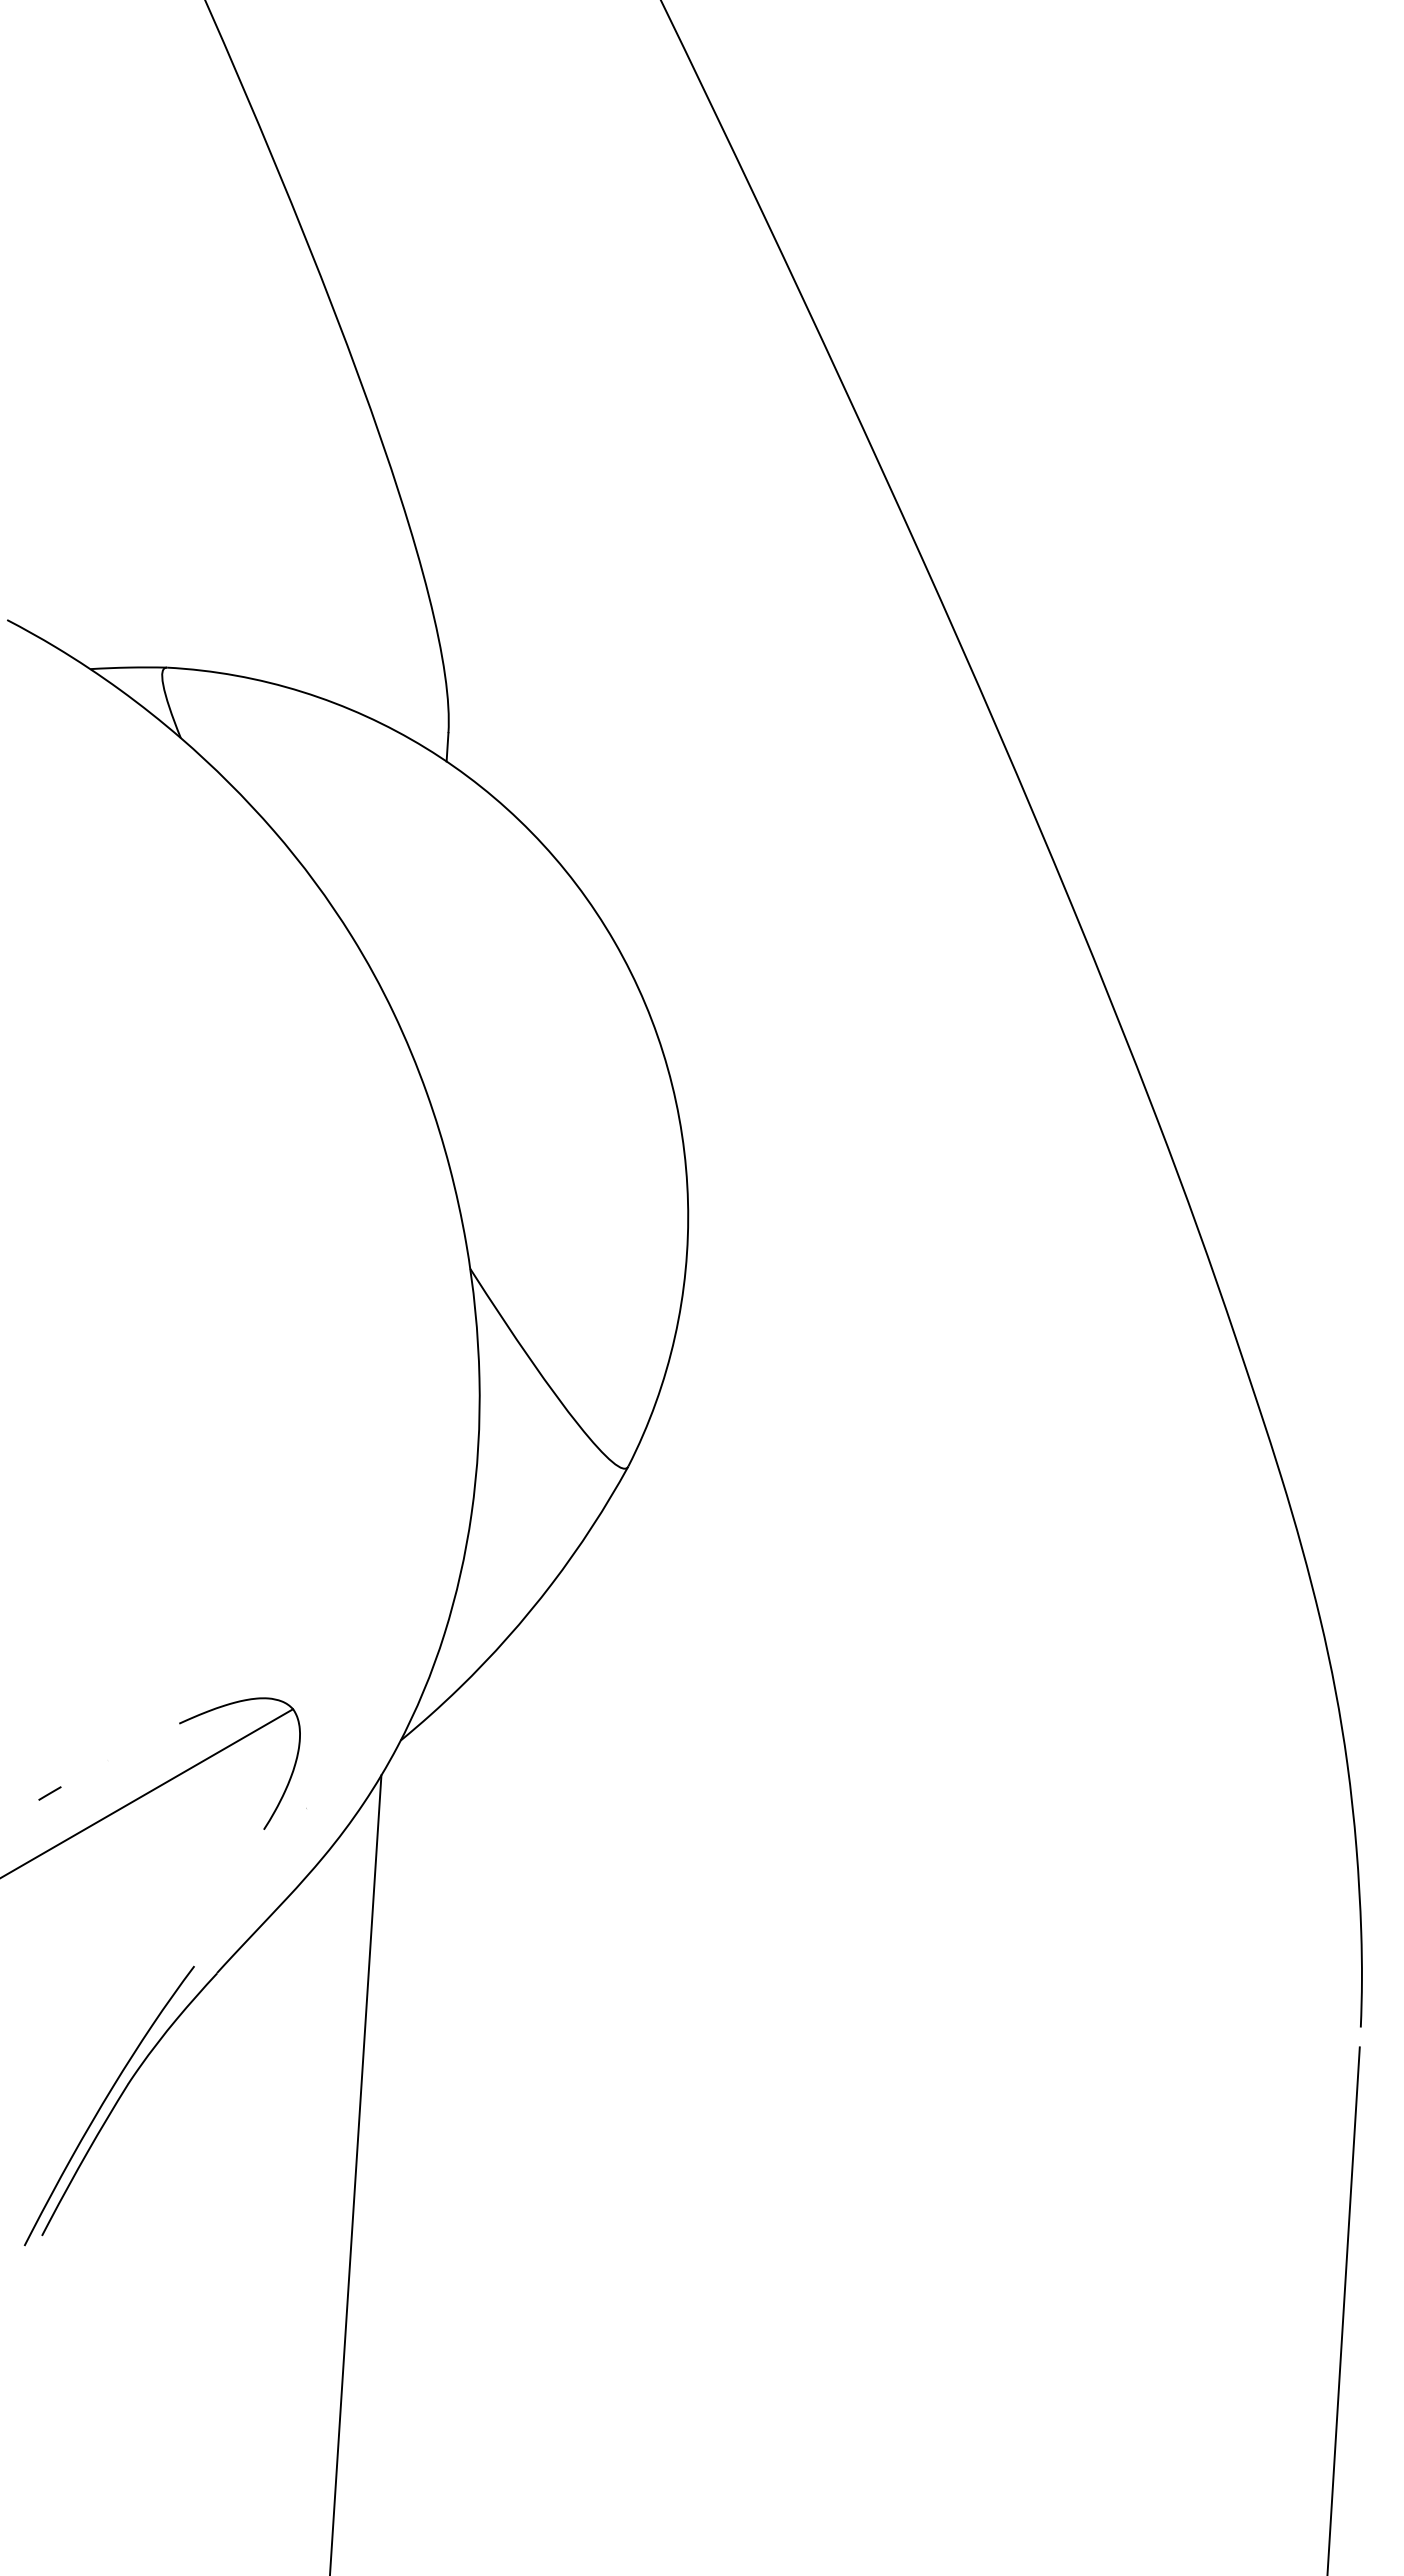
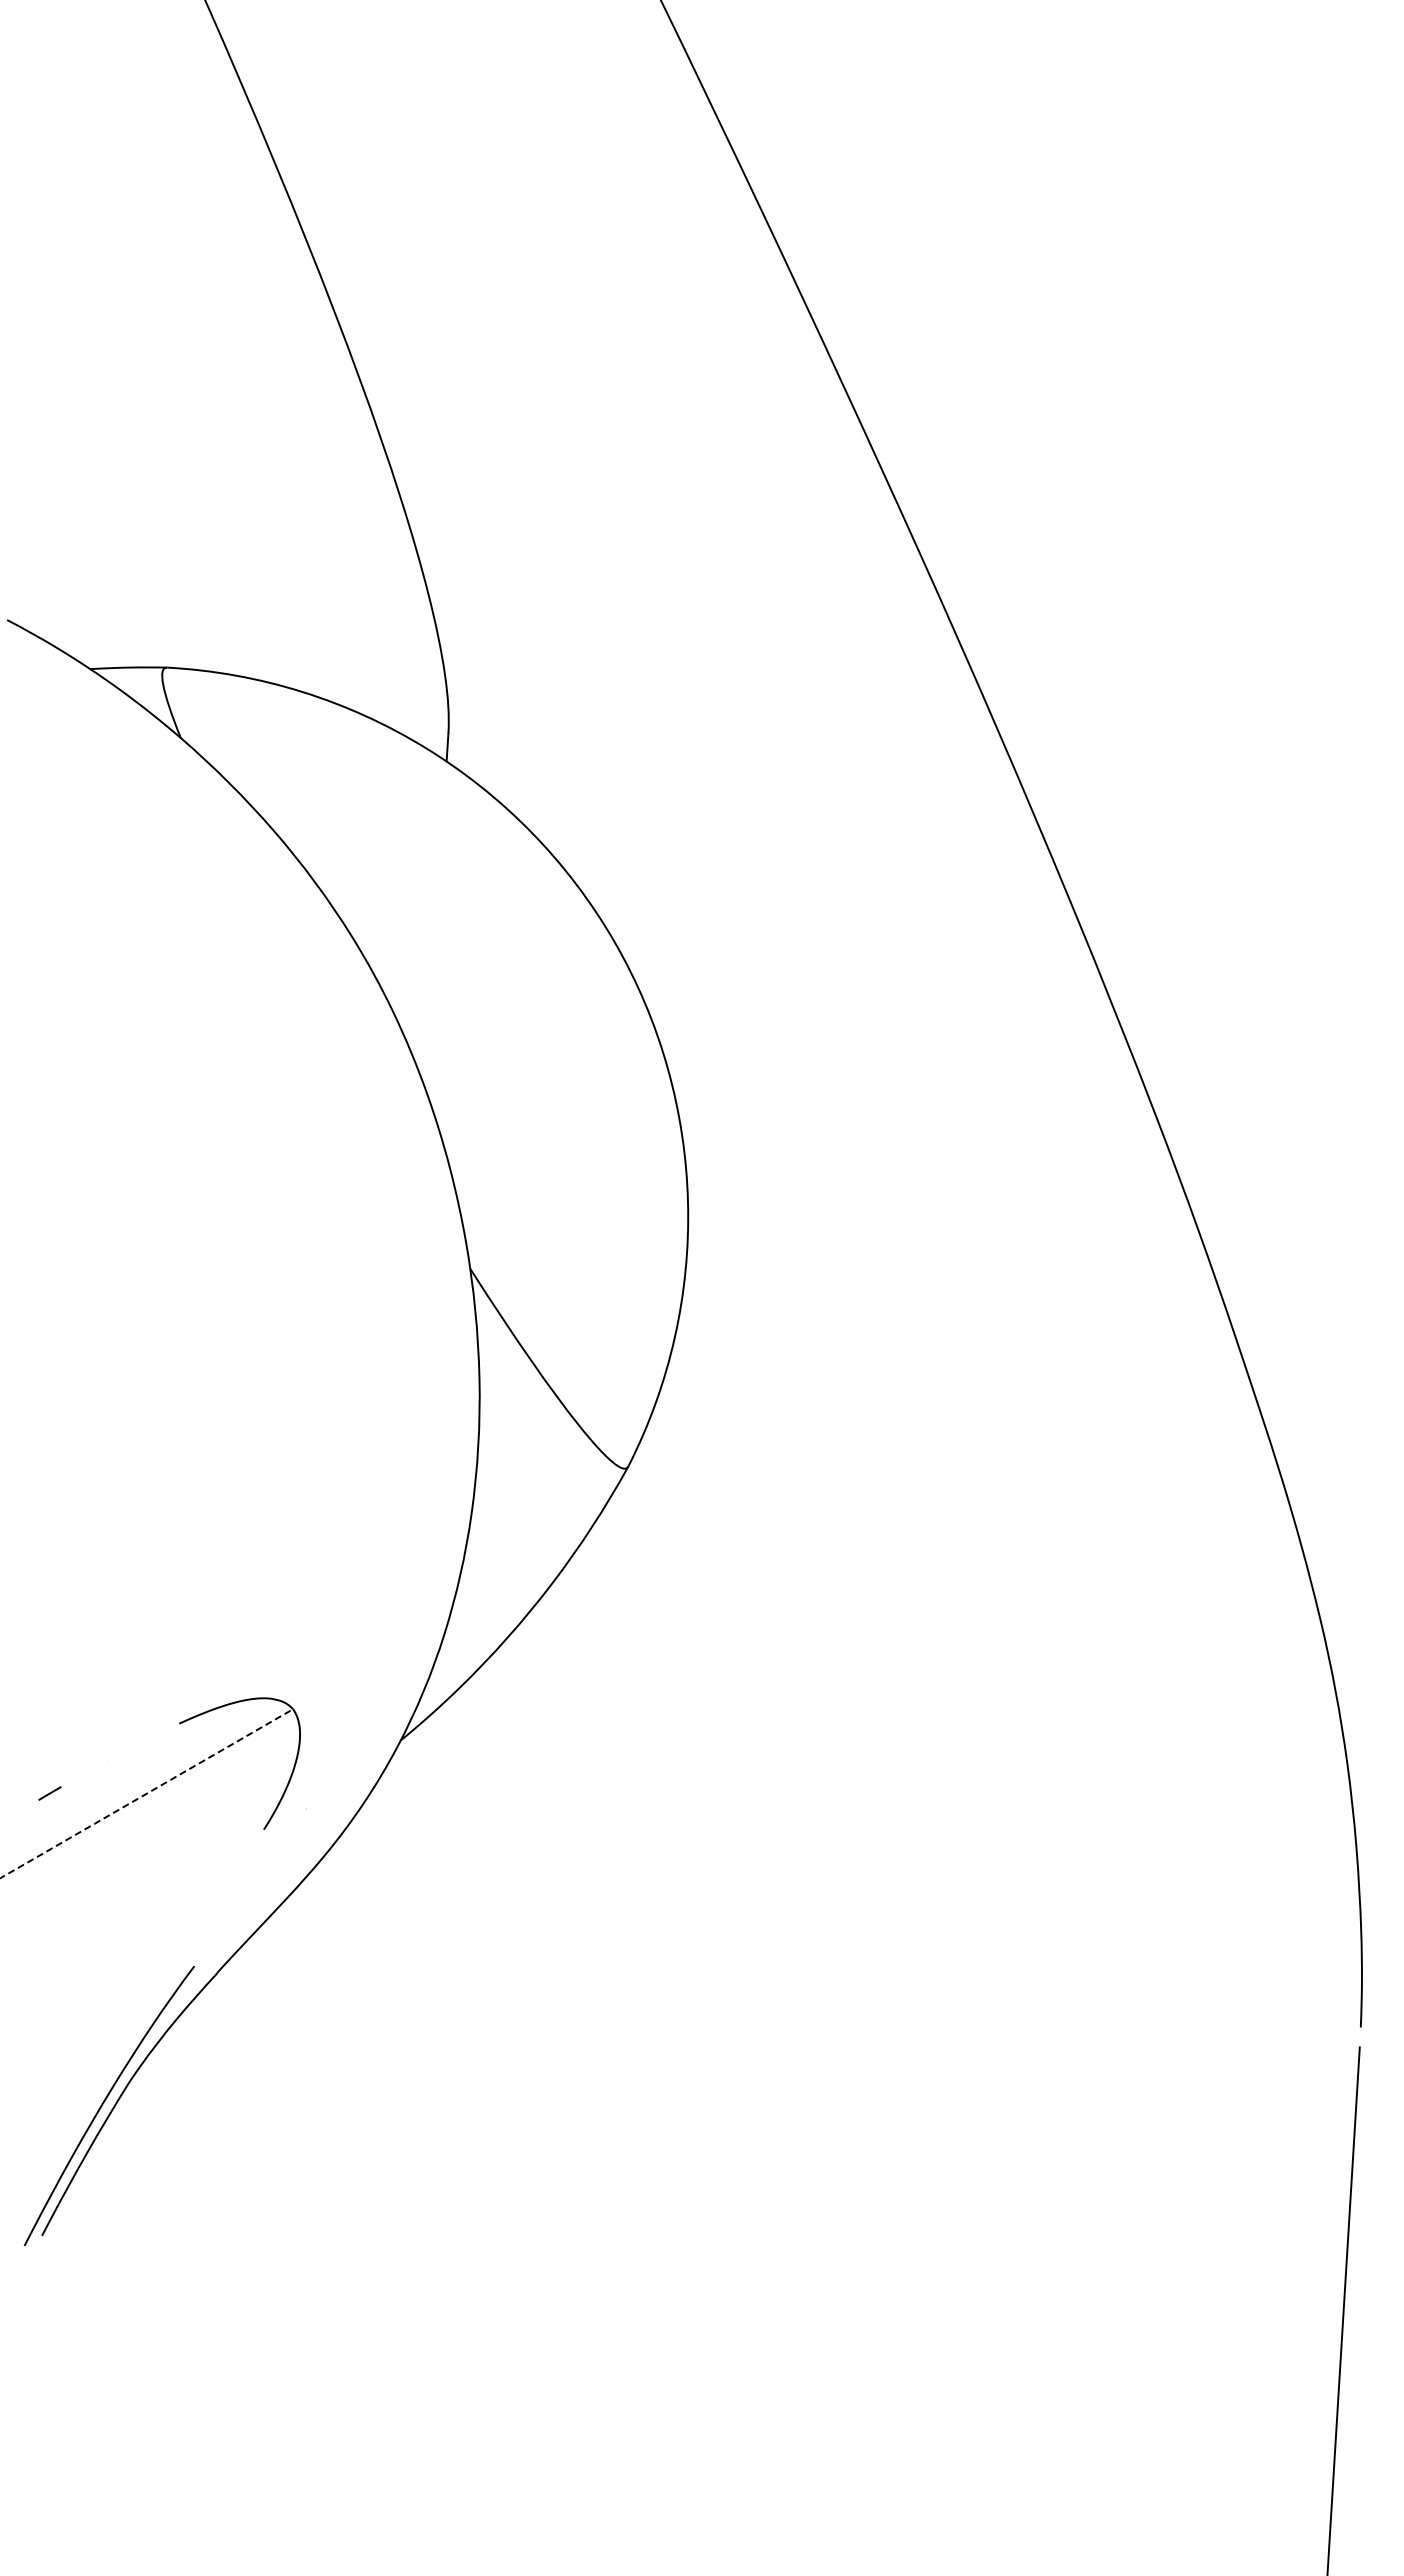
line: solid -> dashed (146, 1793)
line: present -> none (355, 2173)
